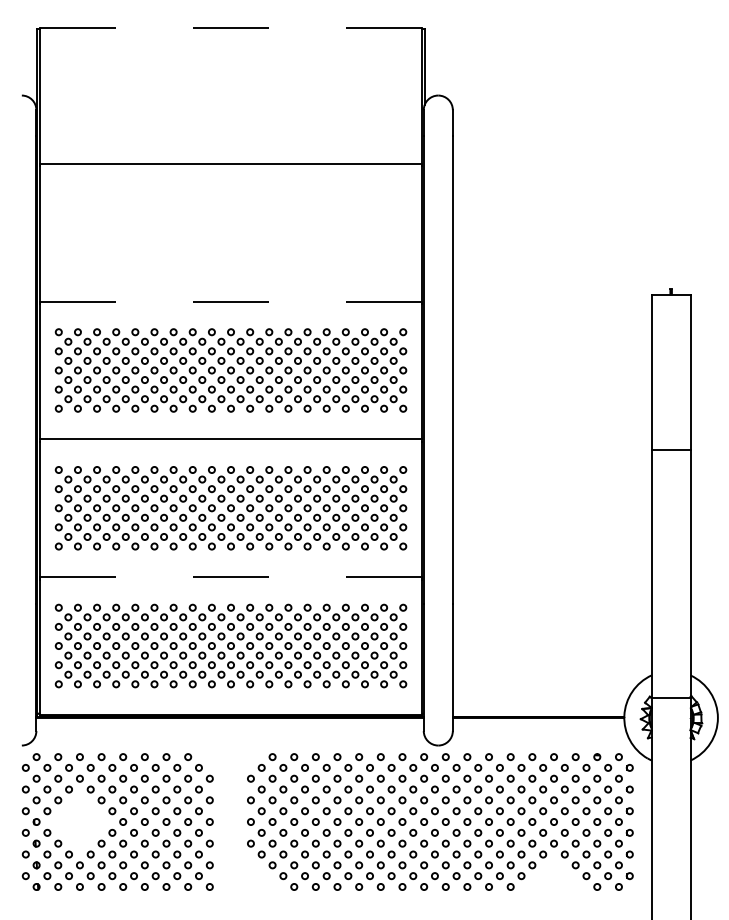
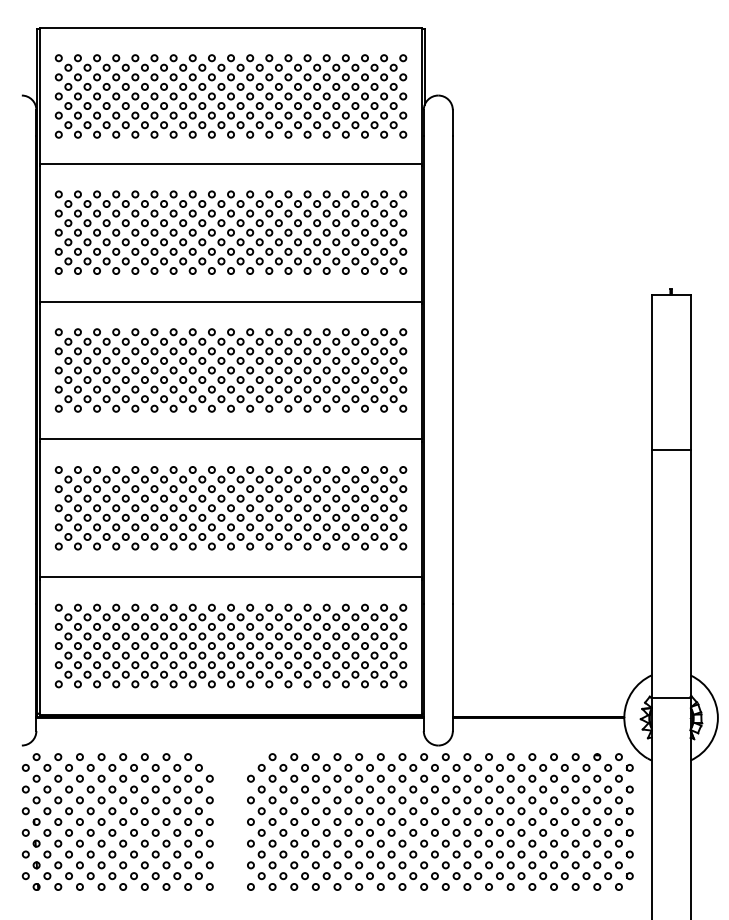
line: dashed -> solid (231, 27)
part: none -> present (230, 96)
part: none -> present (230, 232)
line: dashed -> solid (231, 301)
line: dashed -> solid (231, 577)
part: none -> present (79, 821)
part: none -> present (261, 875)
part: none -> present (553, 875)
